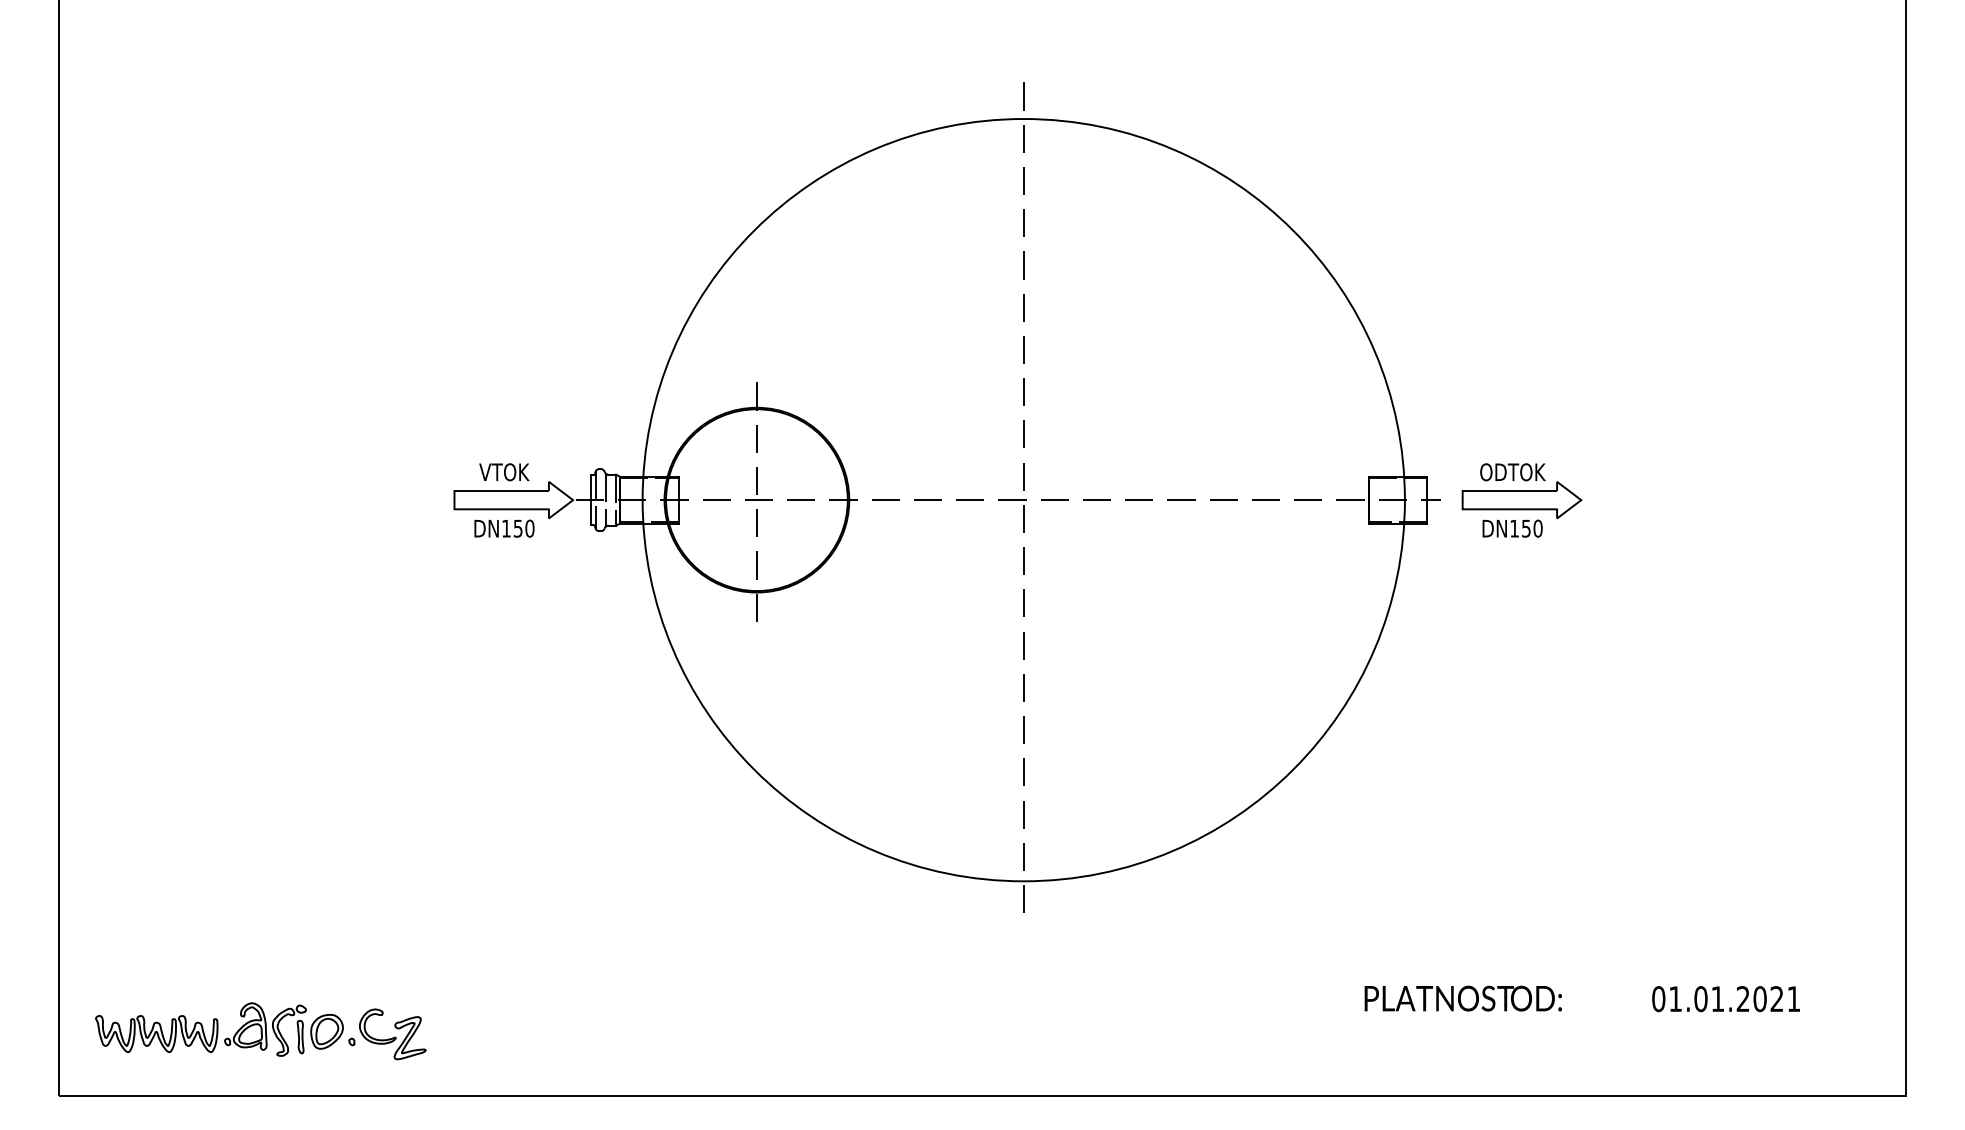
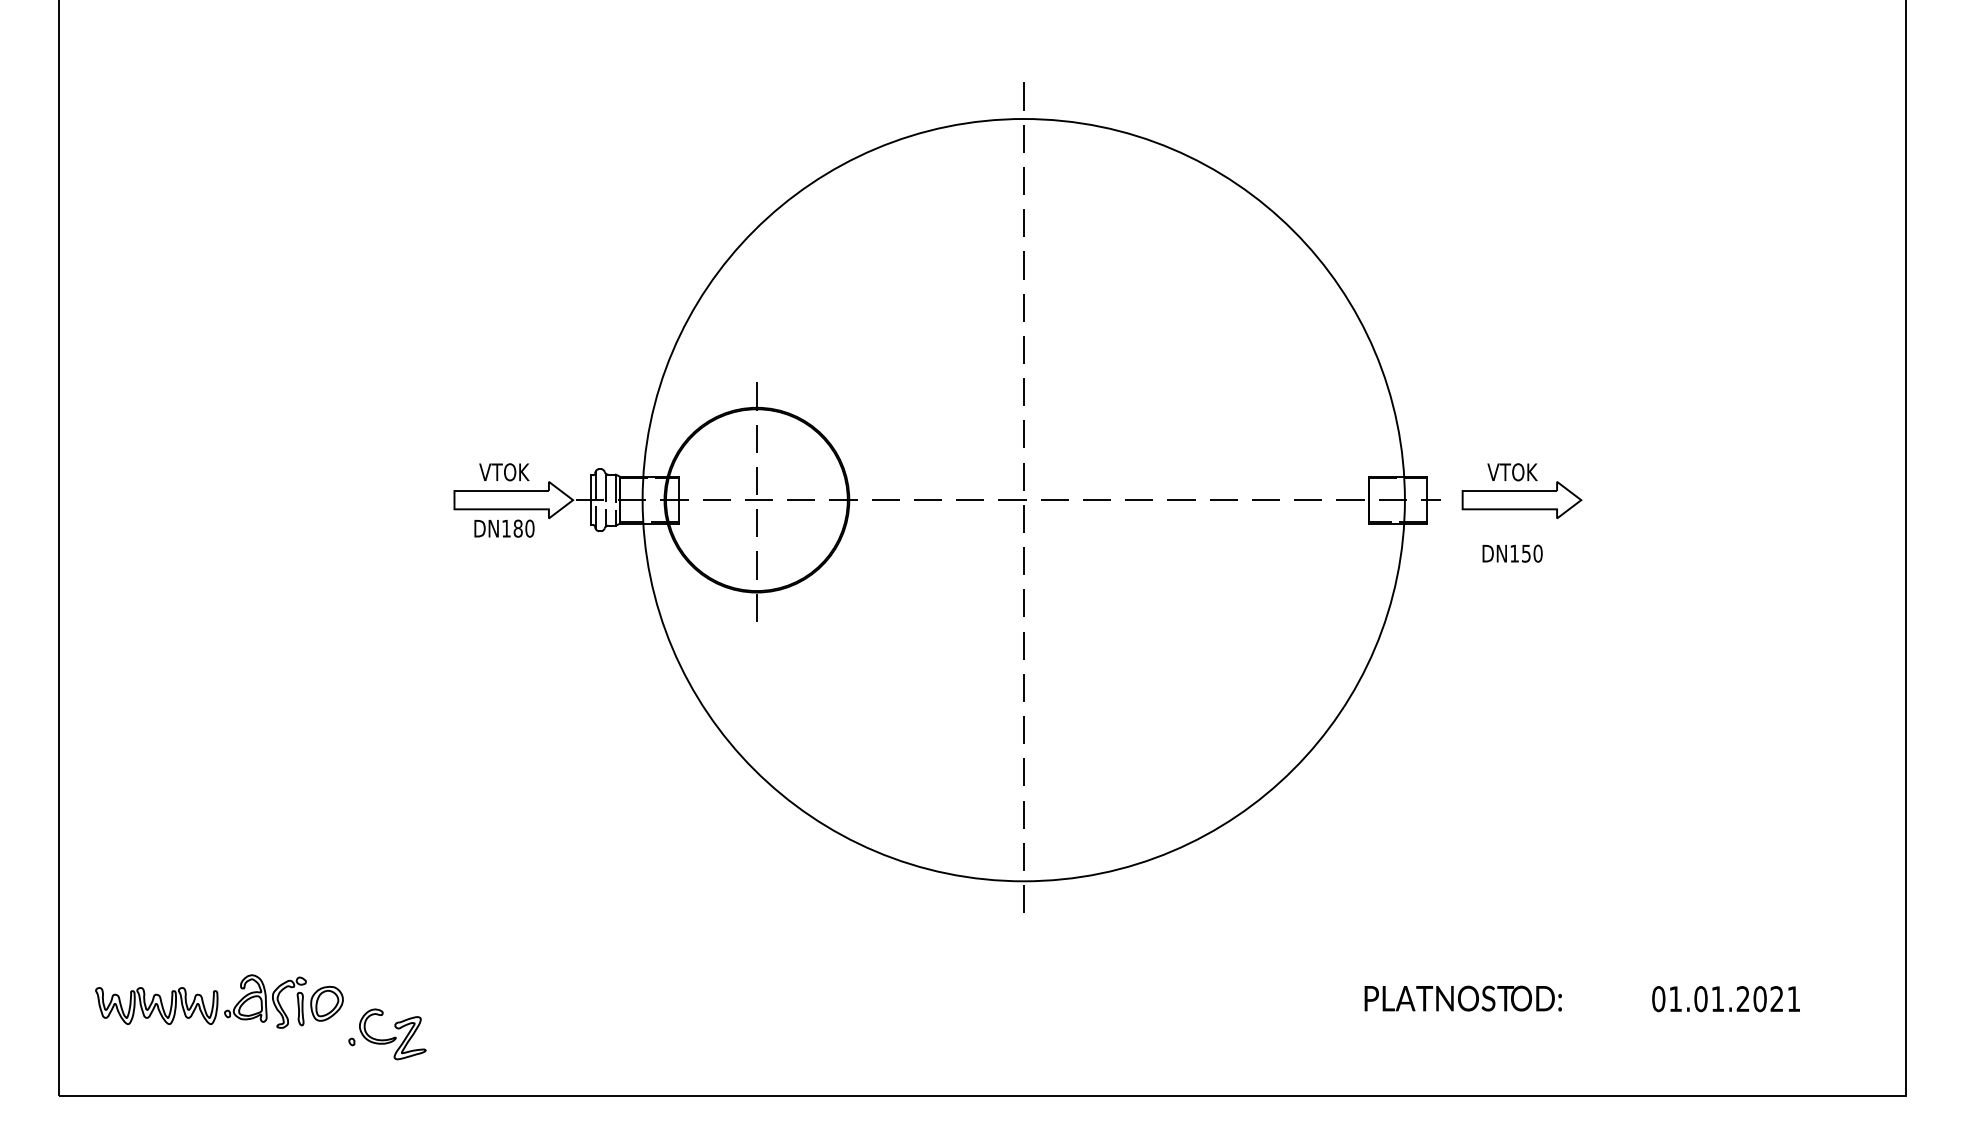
text: ODTOK -> VTOK (1512, 472)
text: DN150 -> DN180 (517, 528)
text position: (1512, 528) -> (1512, 553) (1512, 553)
part position: (219, 1029) -> (219, 1001) (219, 1001)
